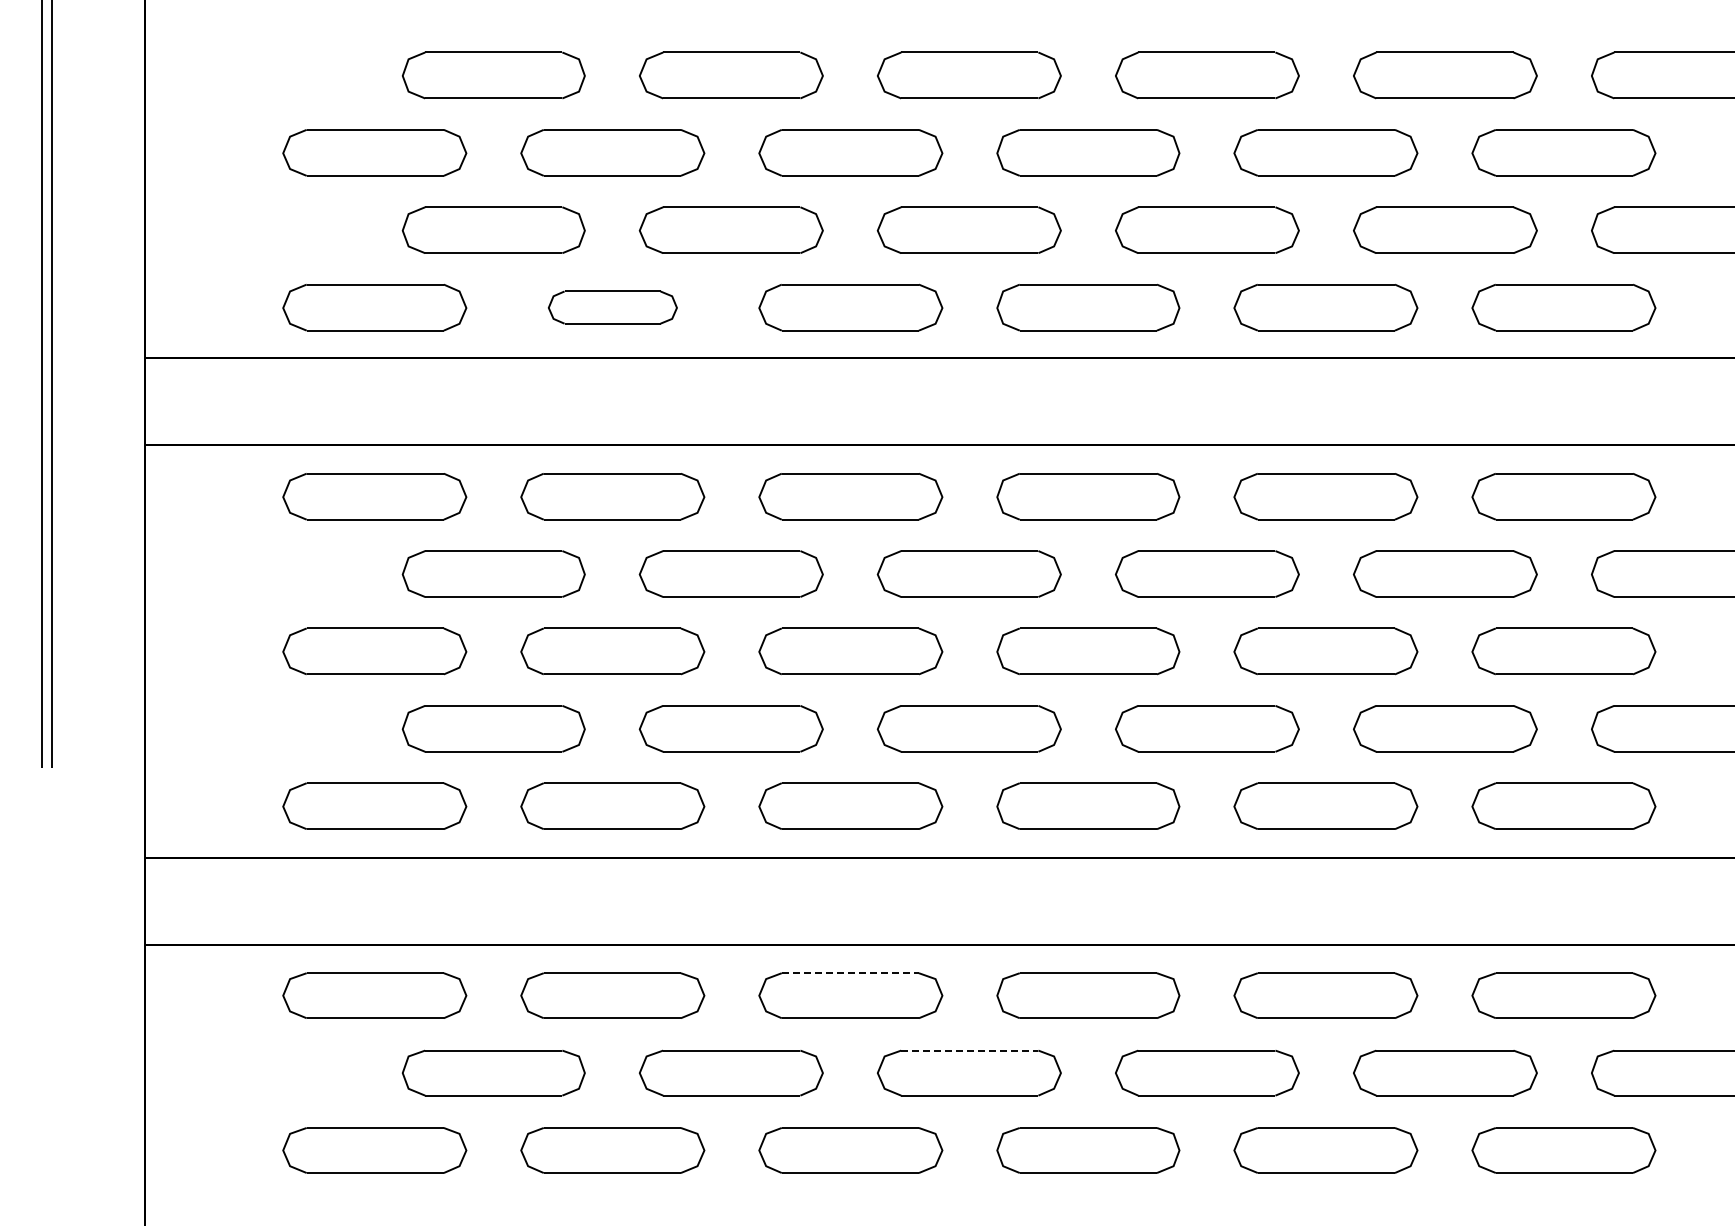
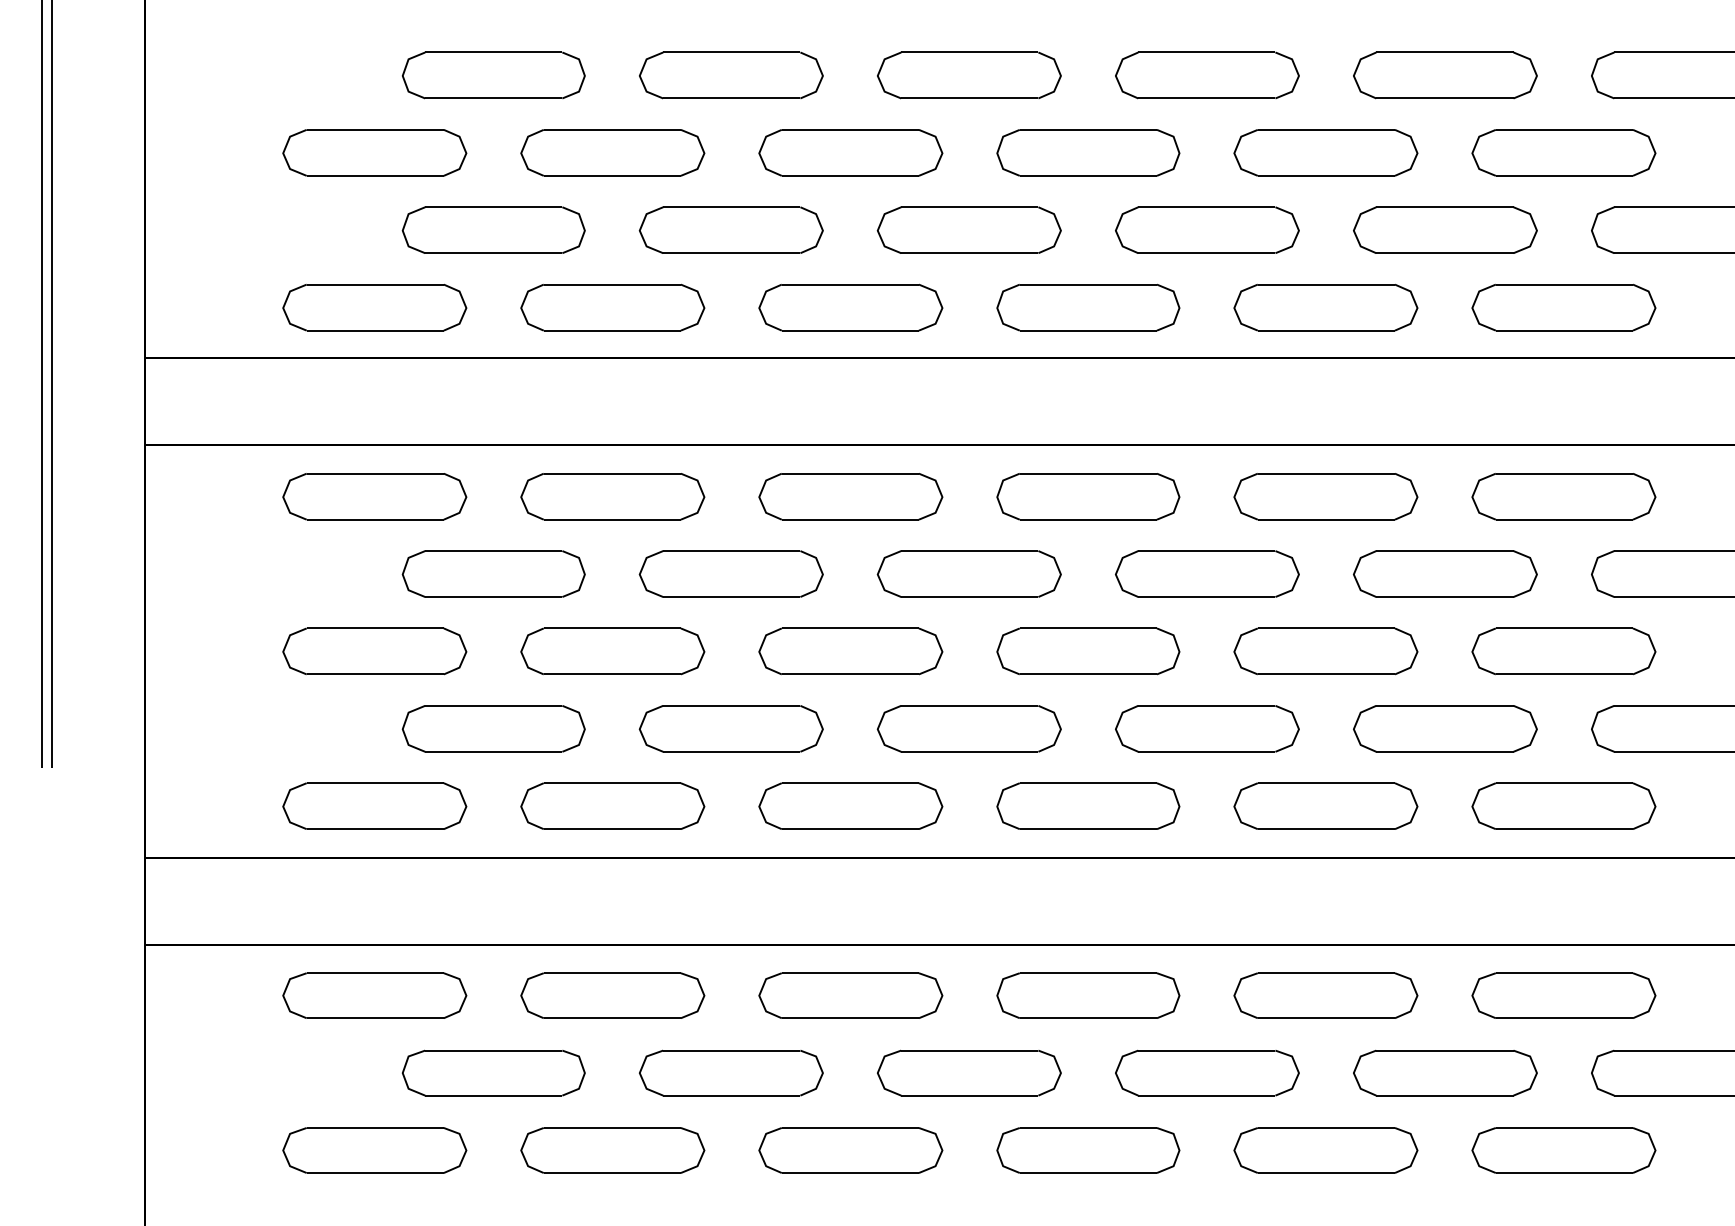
part size: 131x35 px -> 186x49 px (612, 307)
line: dashed -> solid (850, 973)
line: dashed -> solid (969, 1050)
